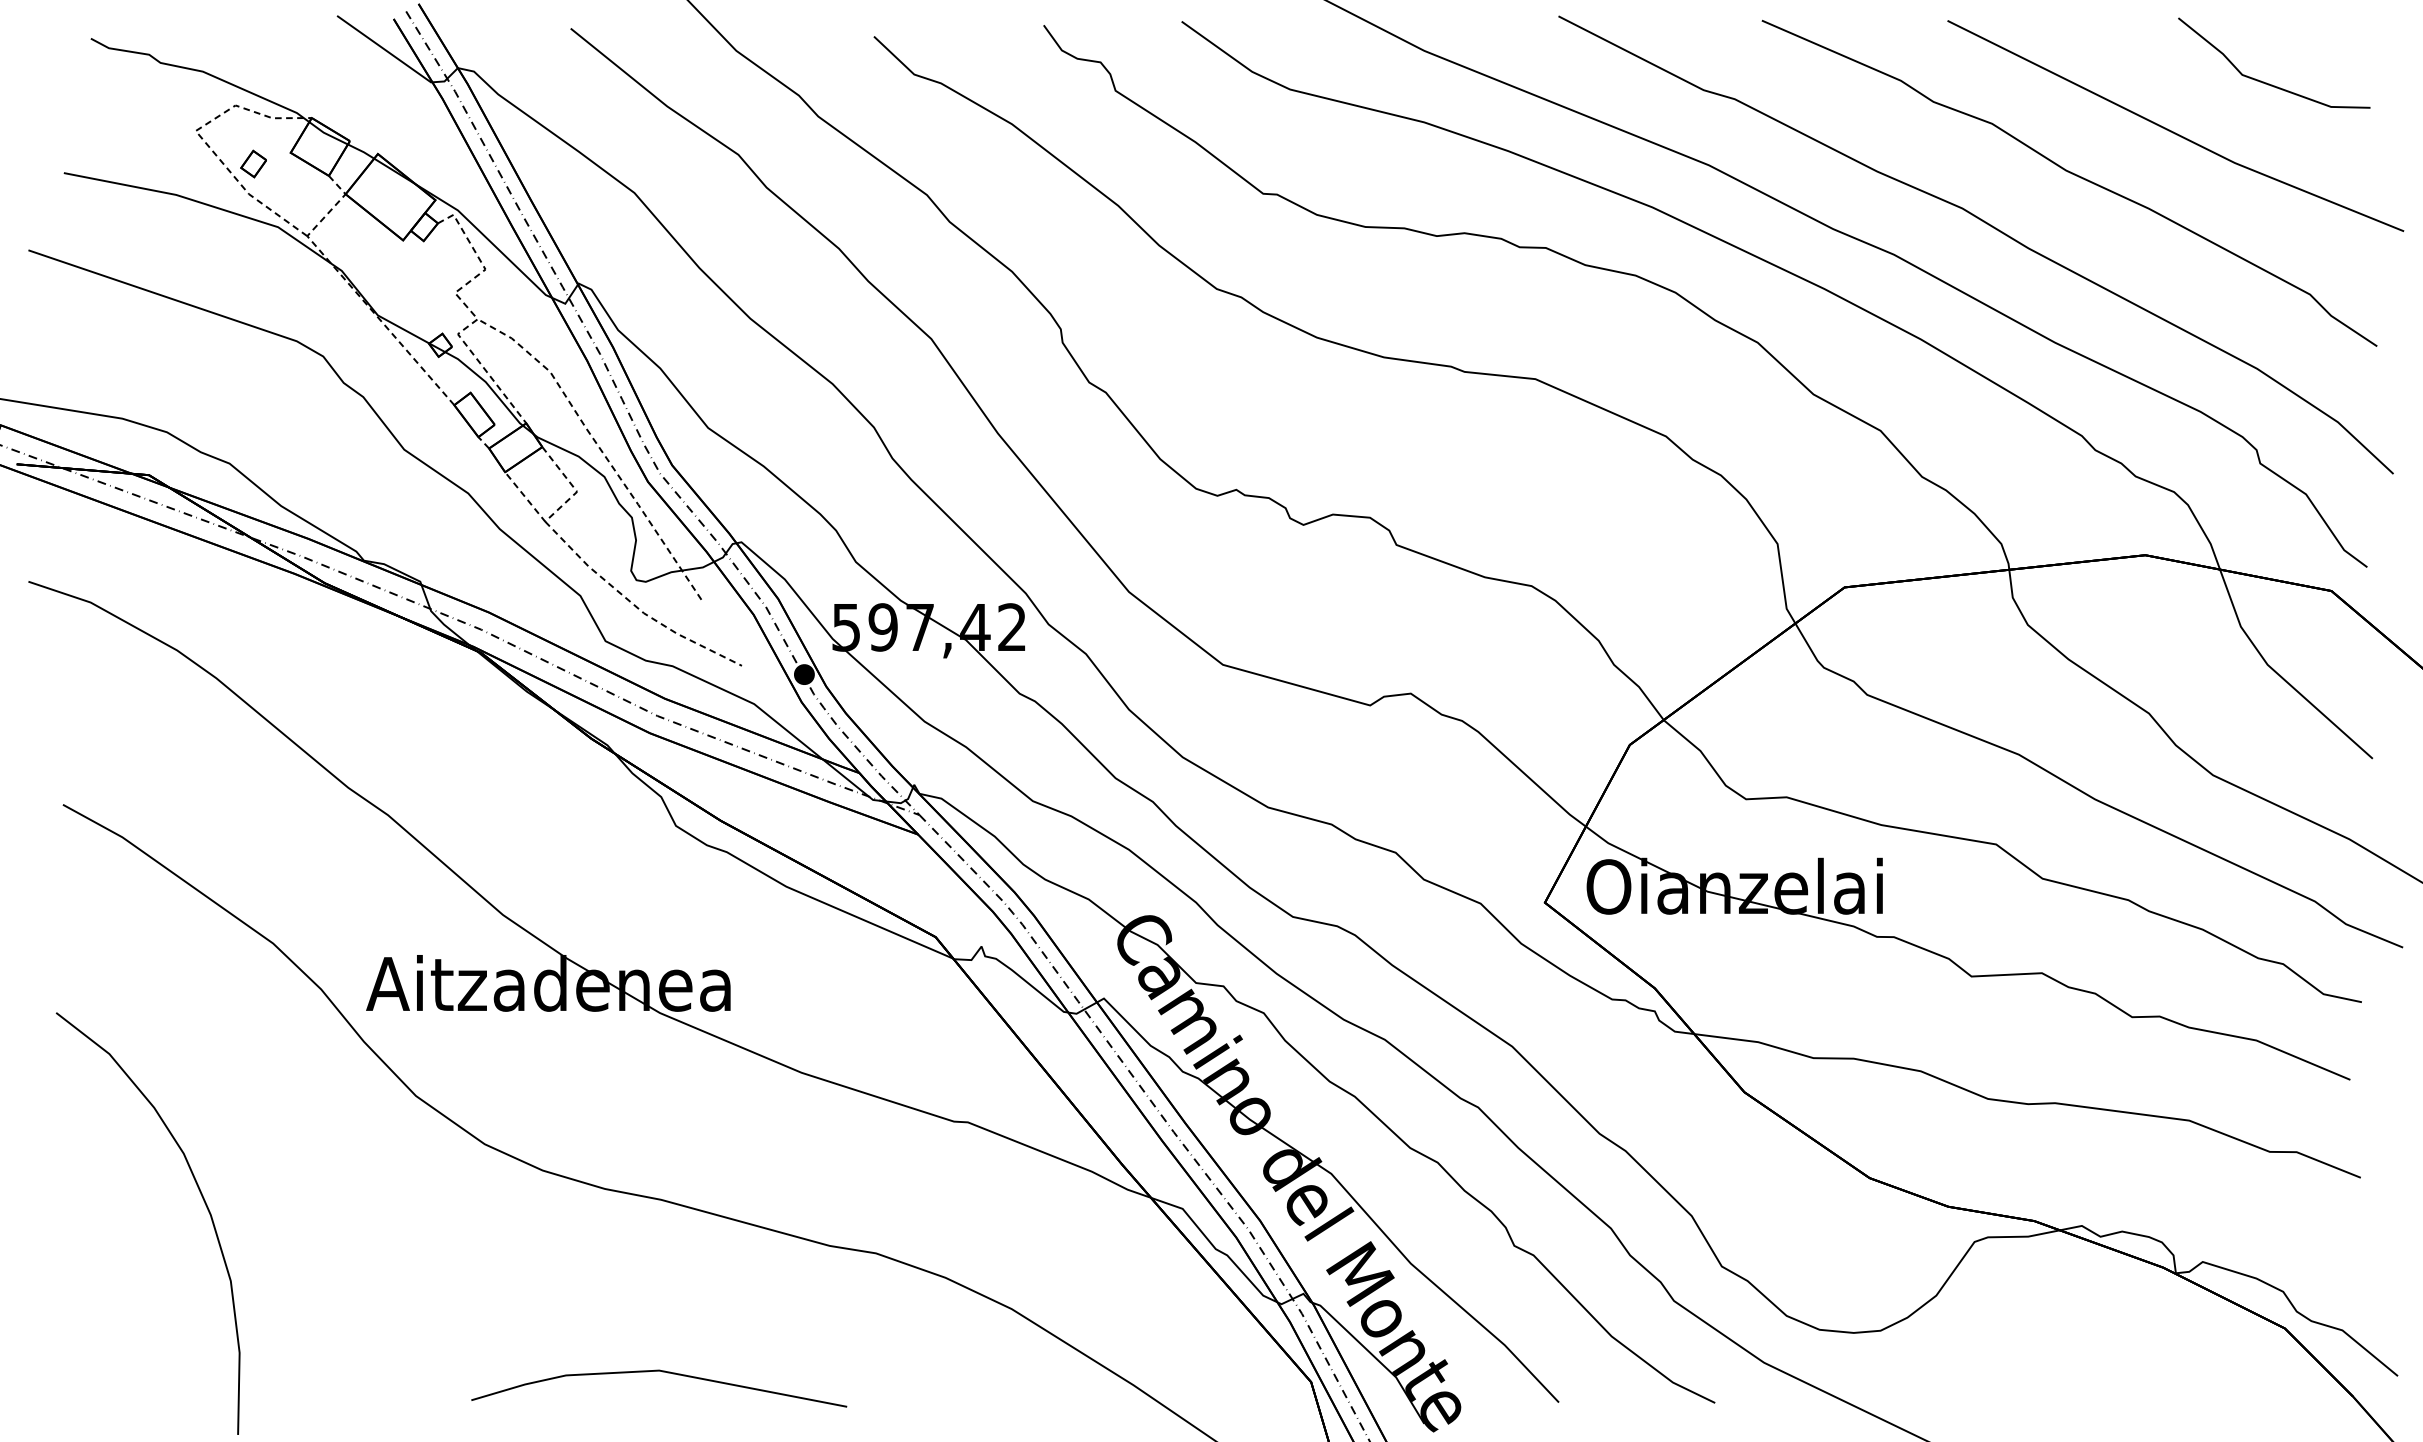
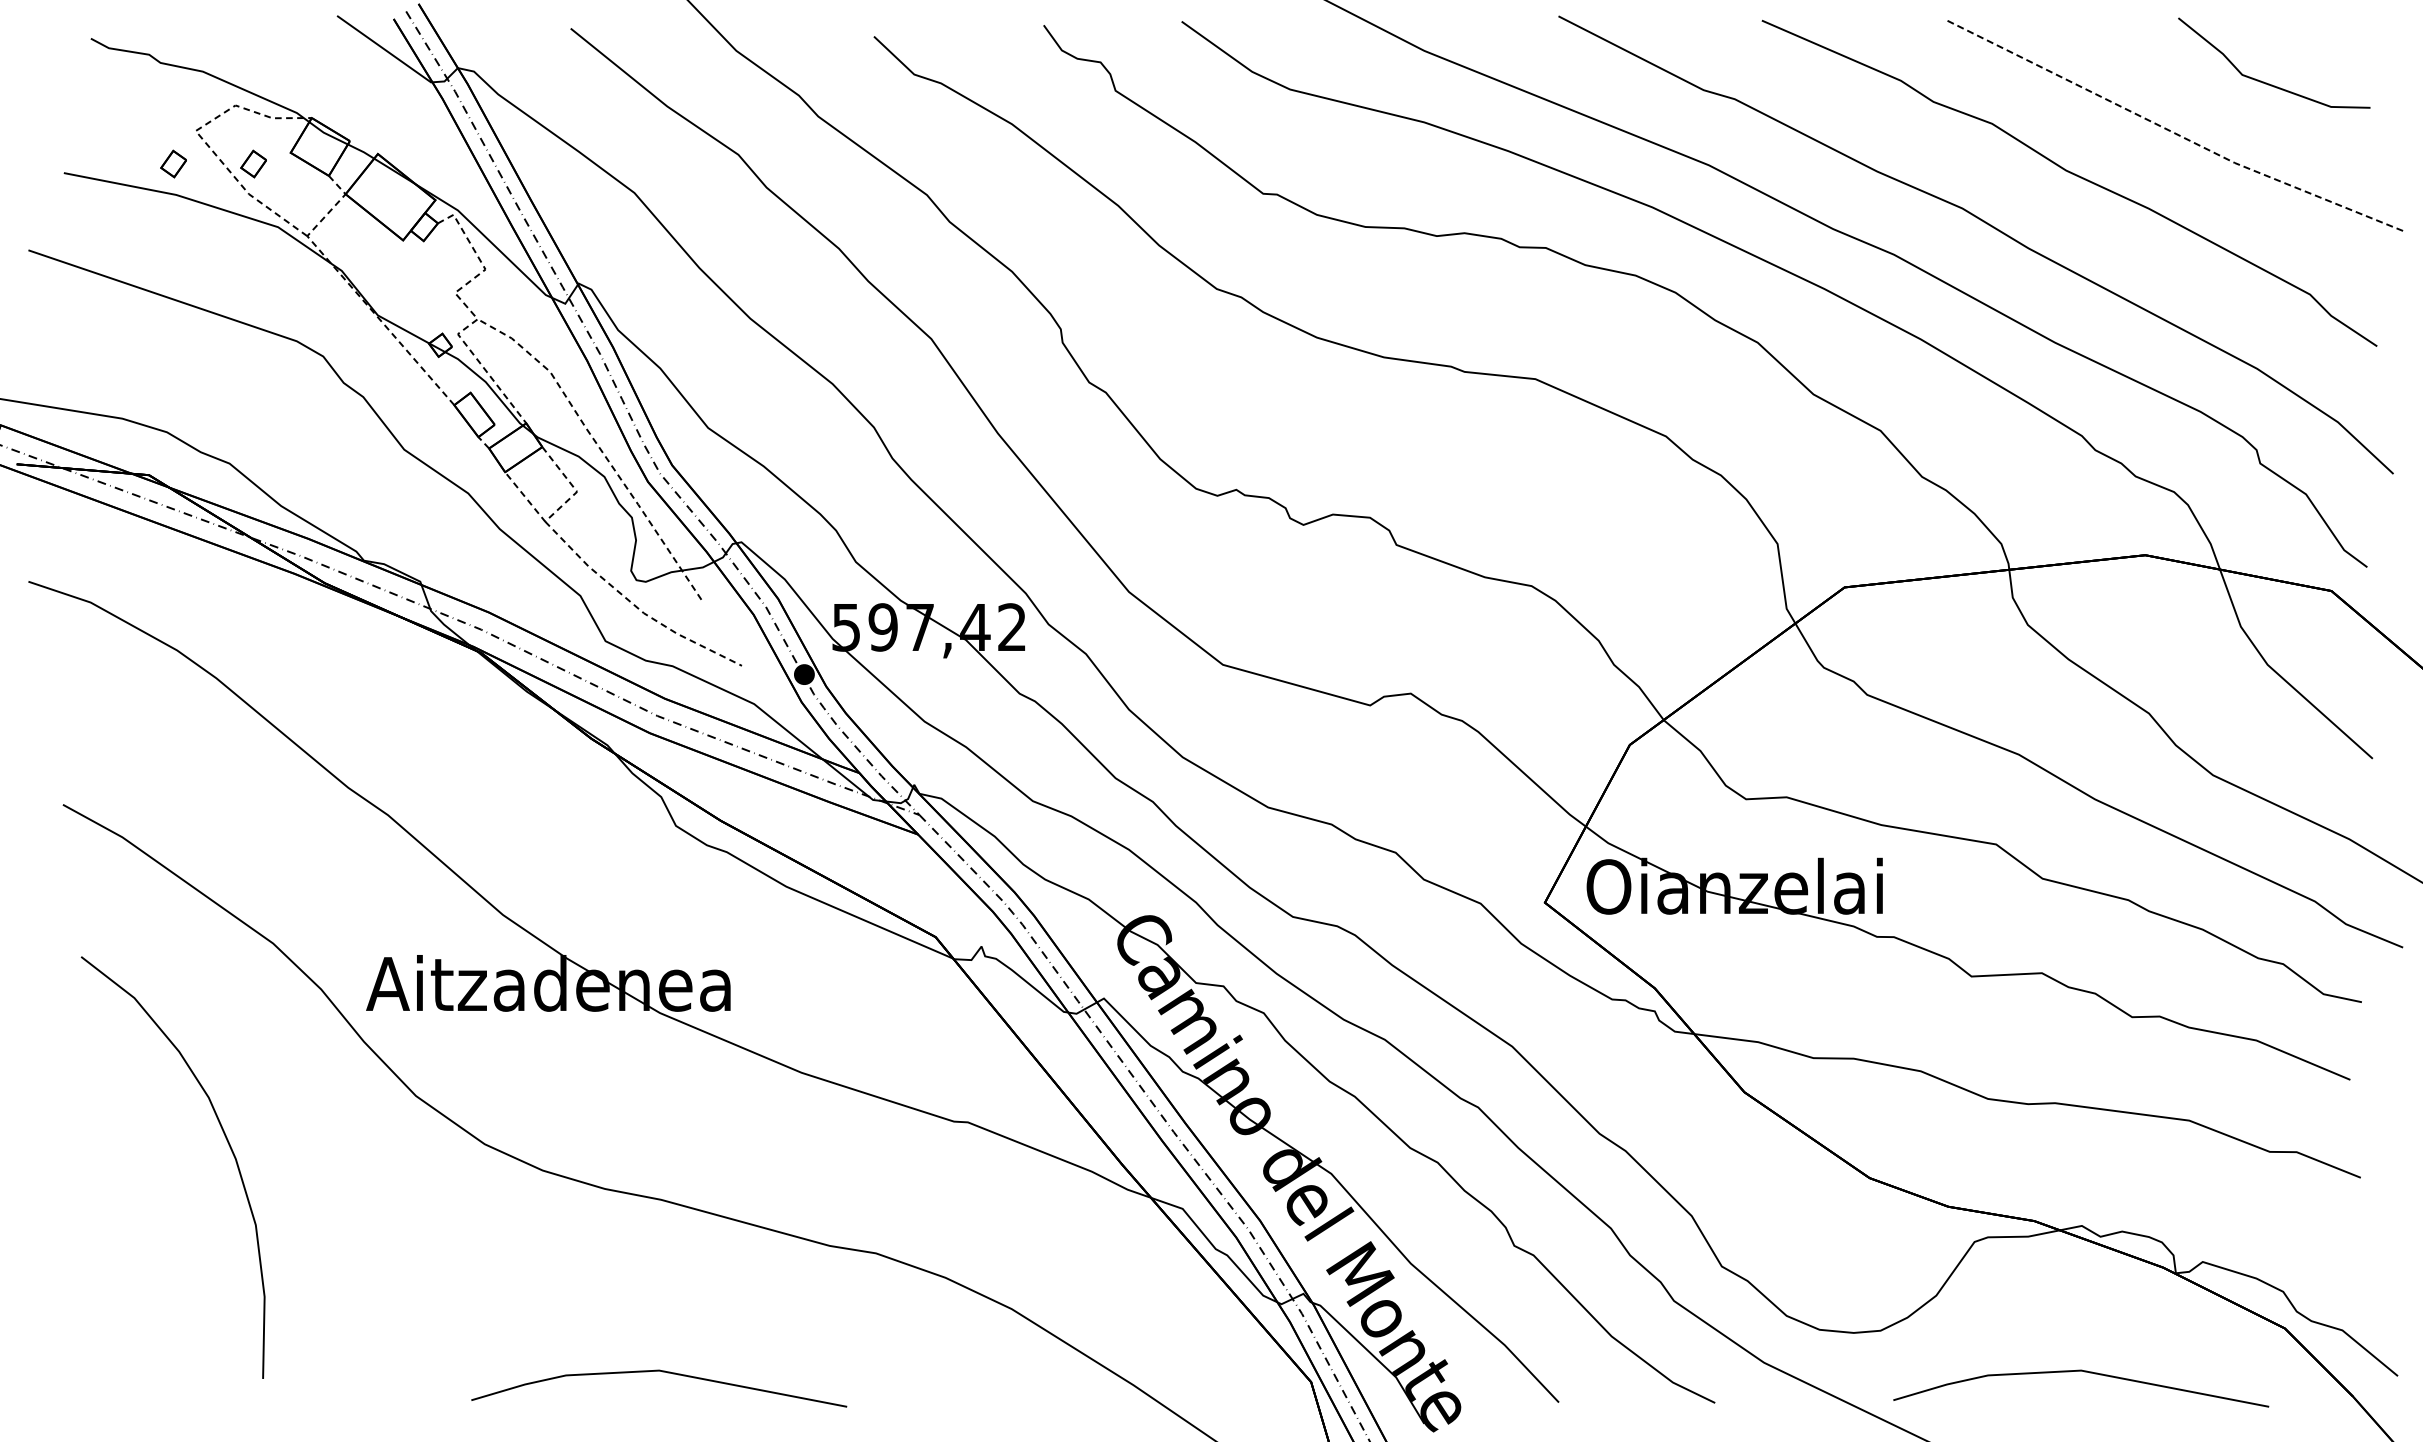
line: solid -> dashed (2173, 132)
part: none -> present (173, 163)
curve position: (203, 1201) -> (228, 1145) (228, 1145)
line: none -> present (2084, 1372)
